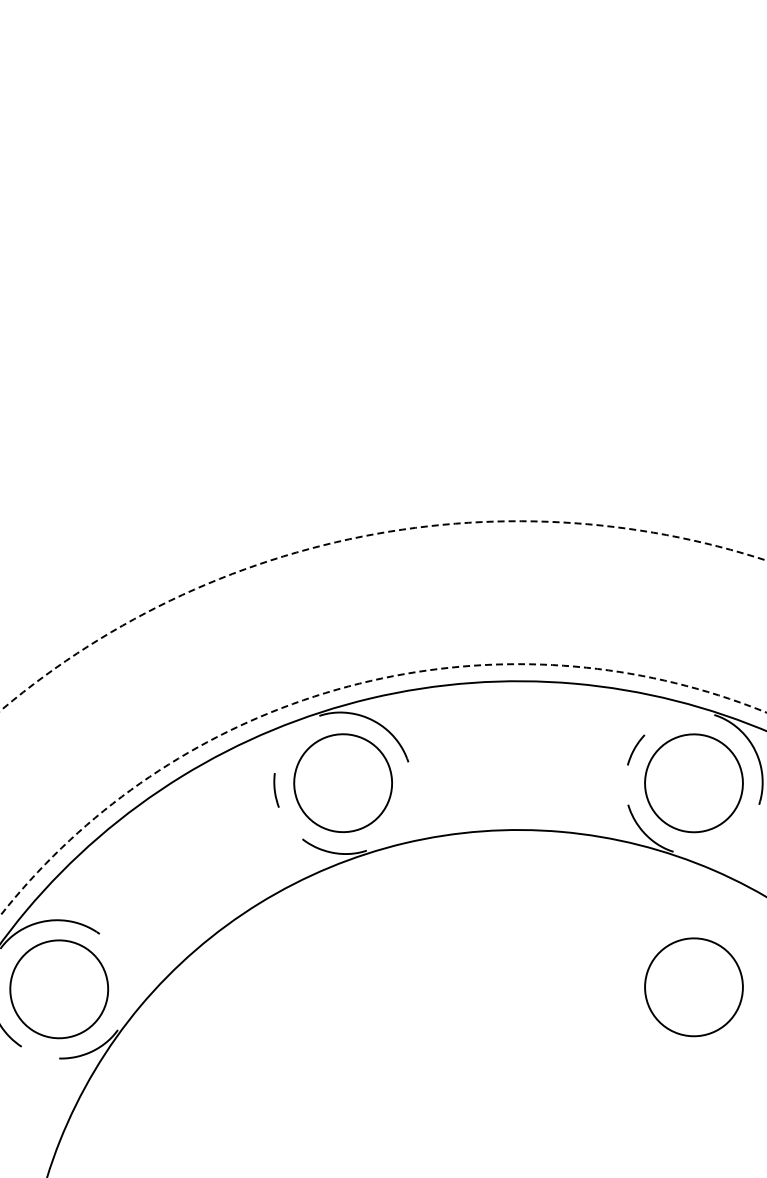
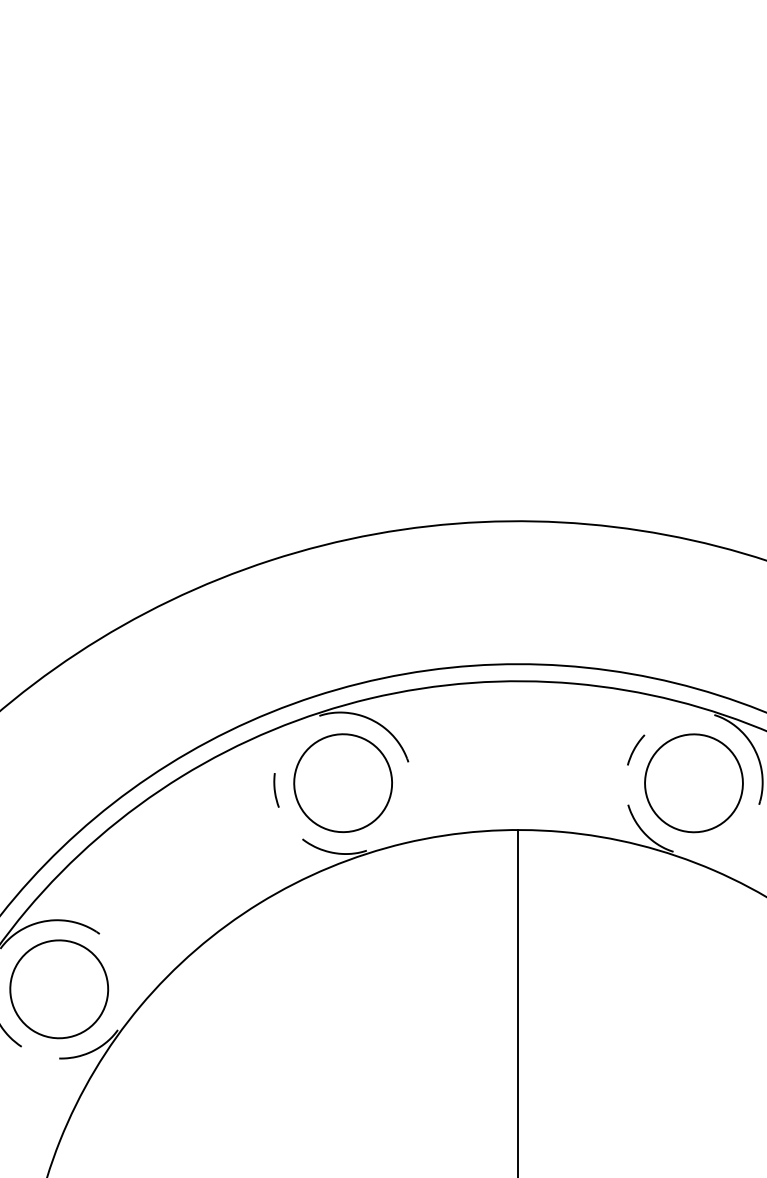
arc: dashed -> solid (362, 536)
arc: dashed -> solid (349, 686)
part: present -> none (693, 987)
line: none -> present (518, 1001)
